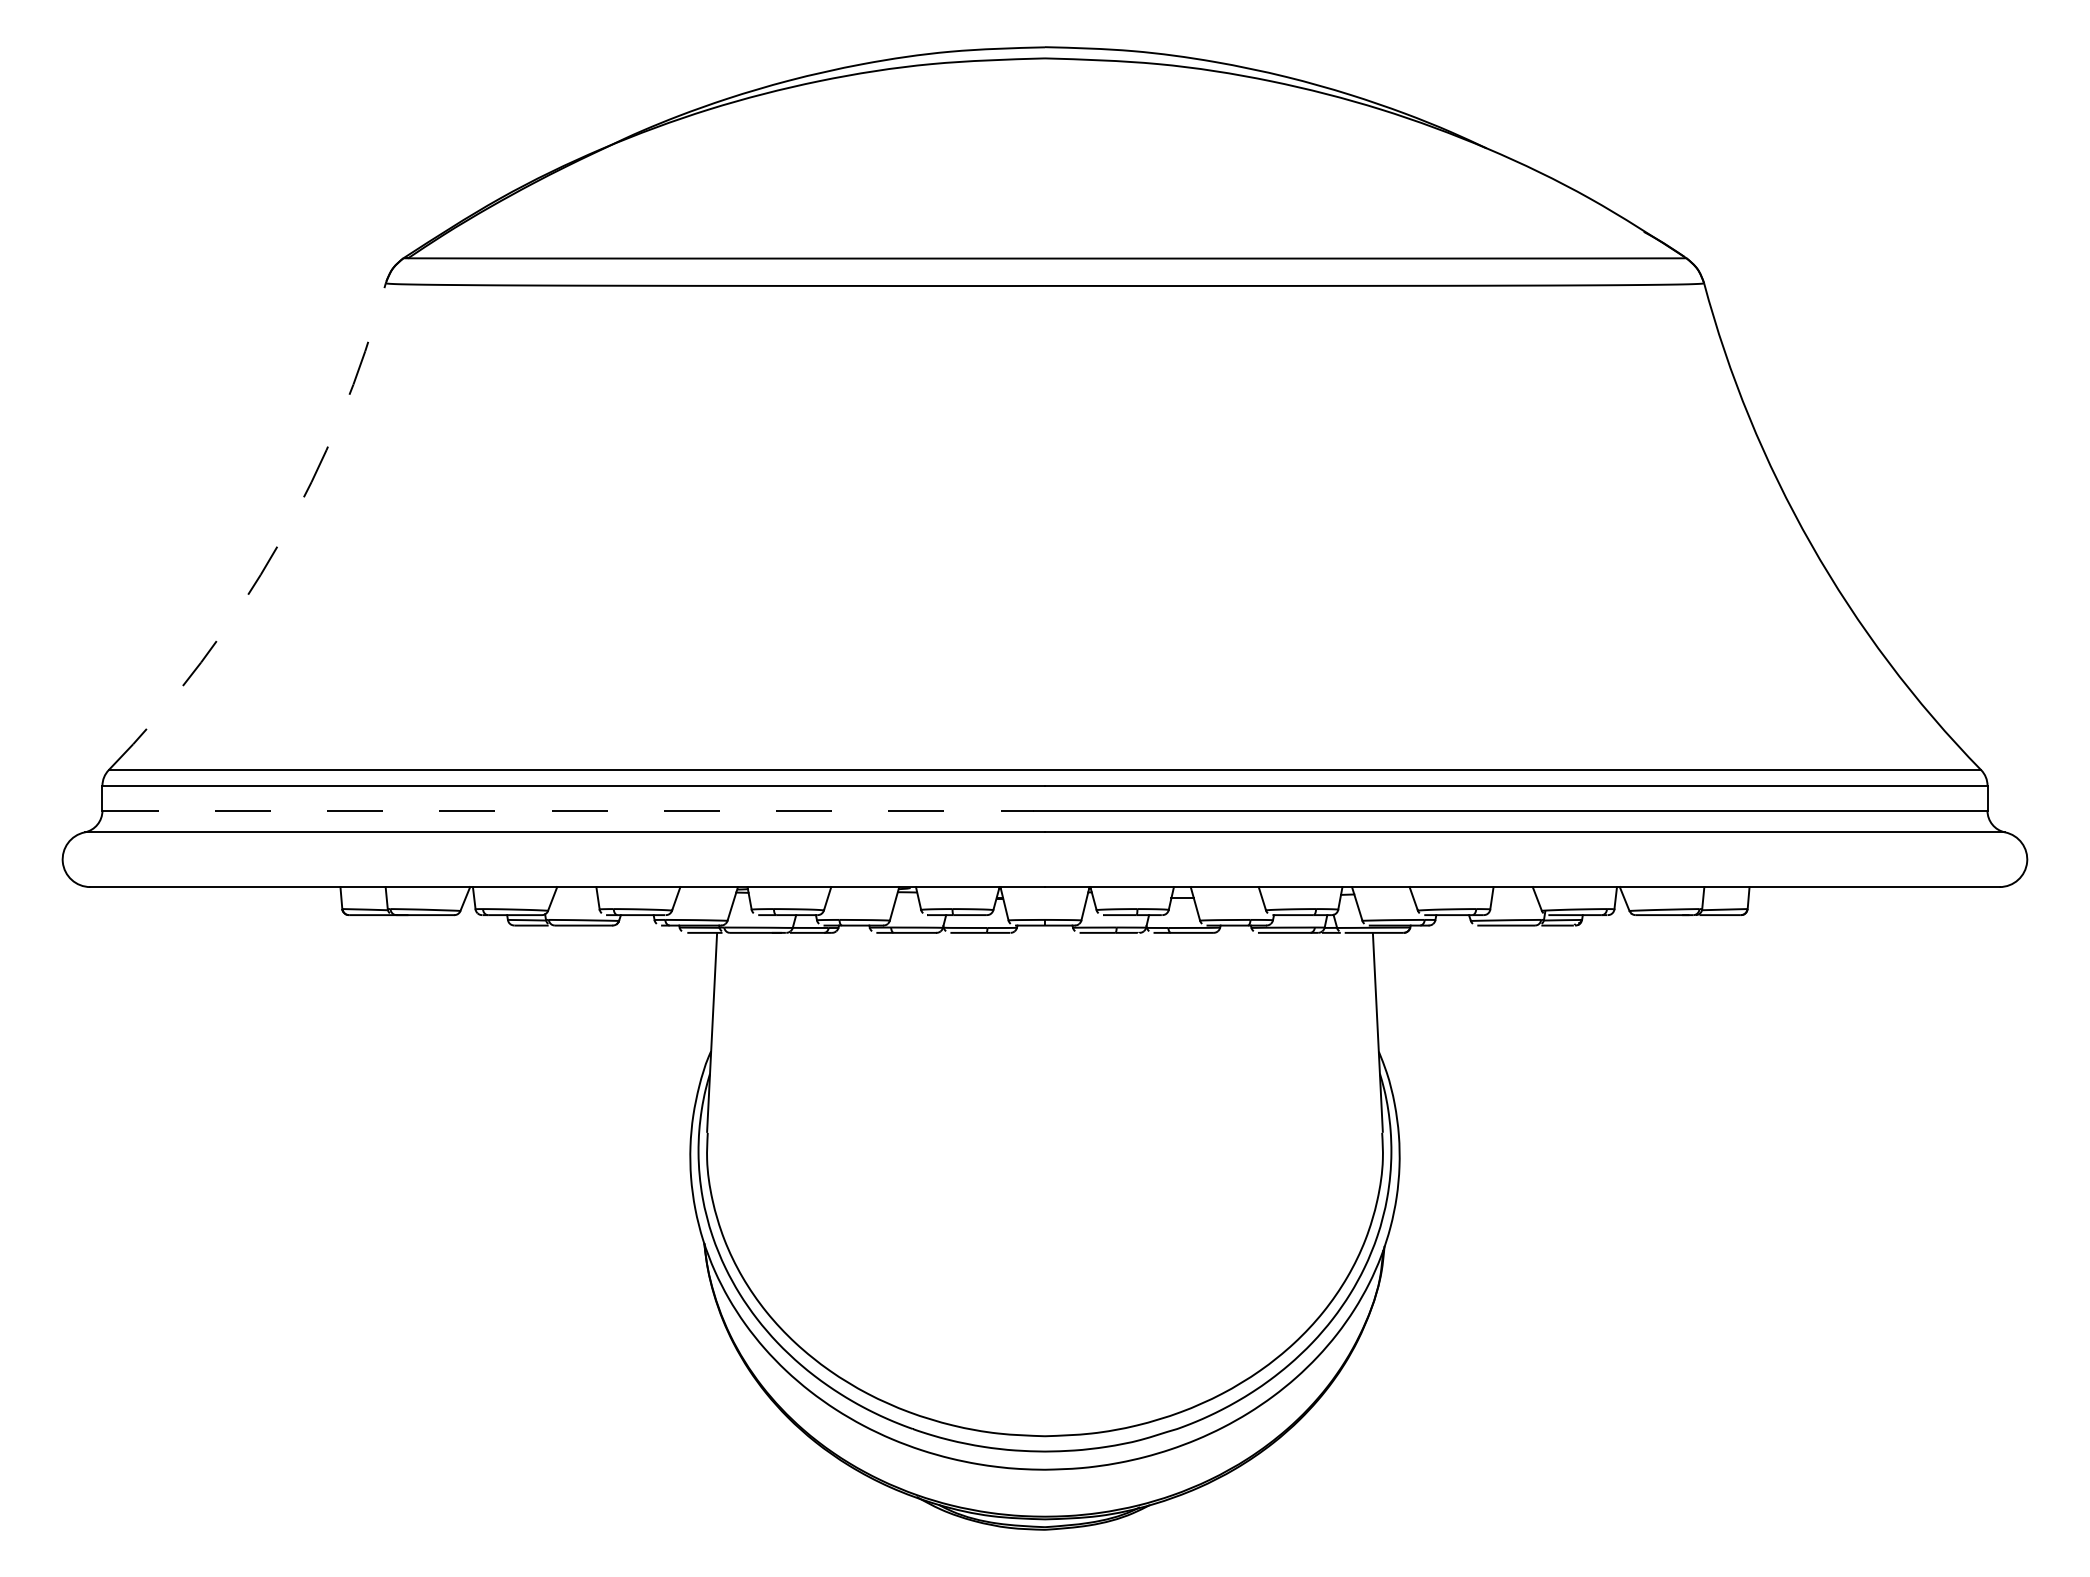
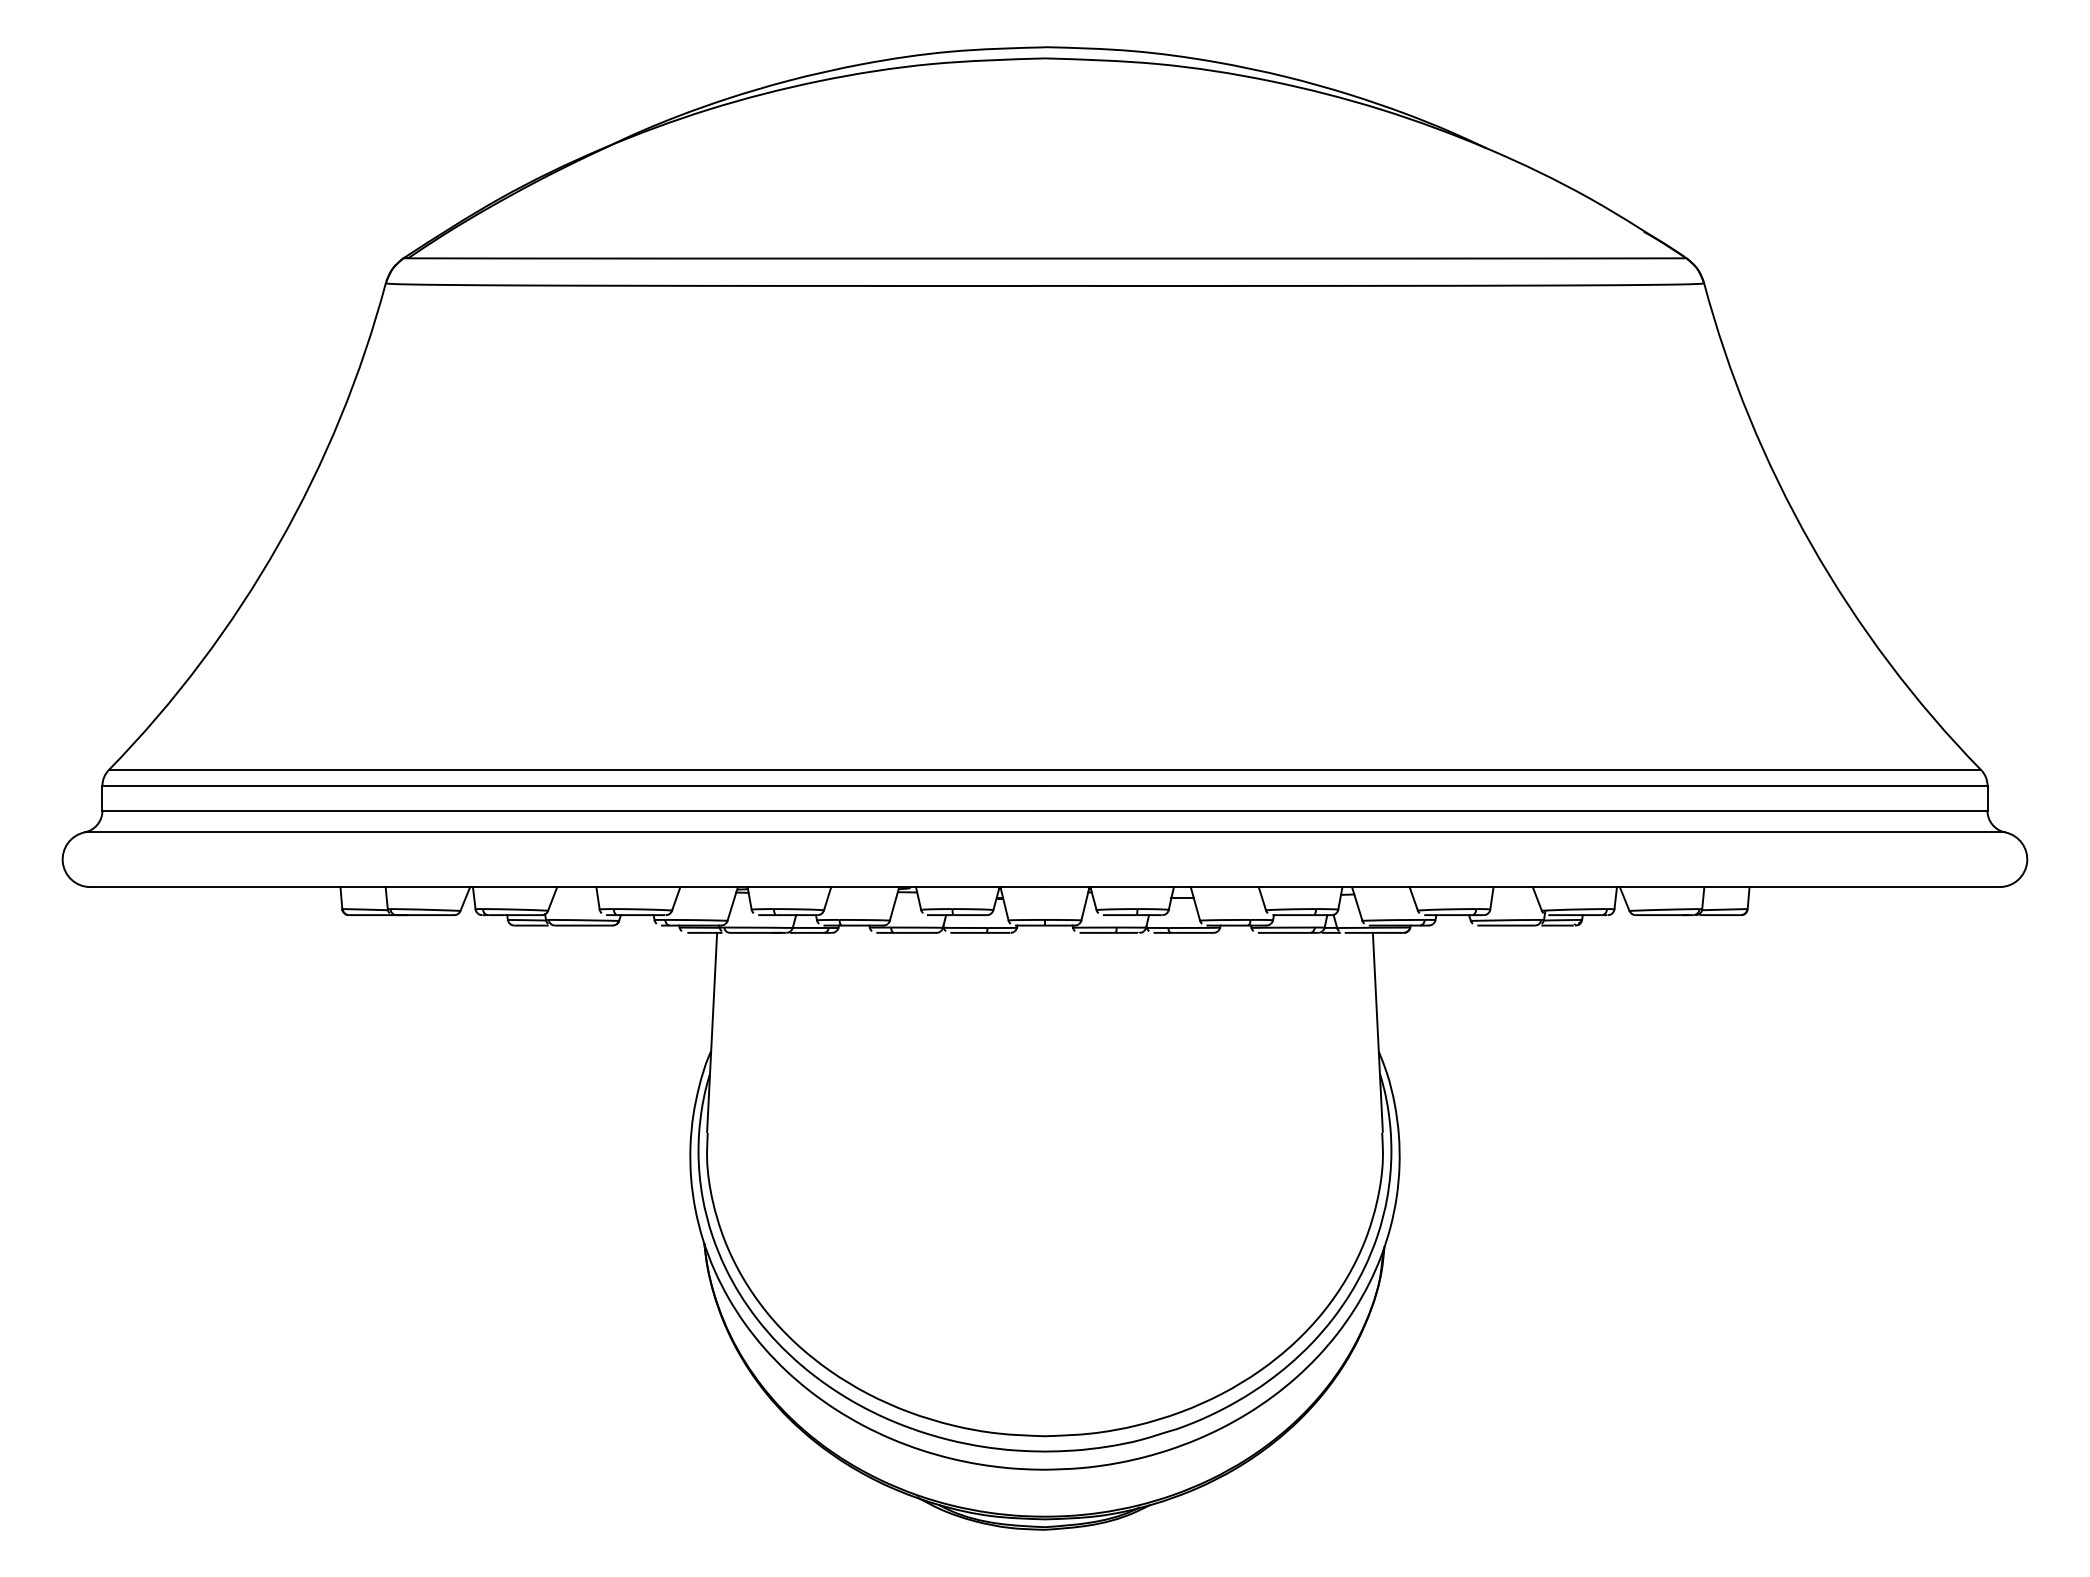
arc: dashed -> solid (278, 544)
line: dashed -> solid (568, 810)
